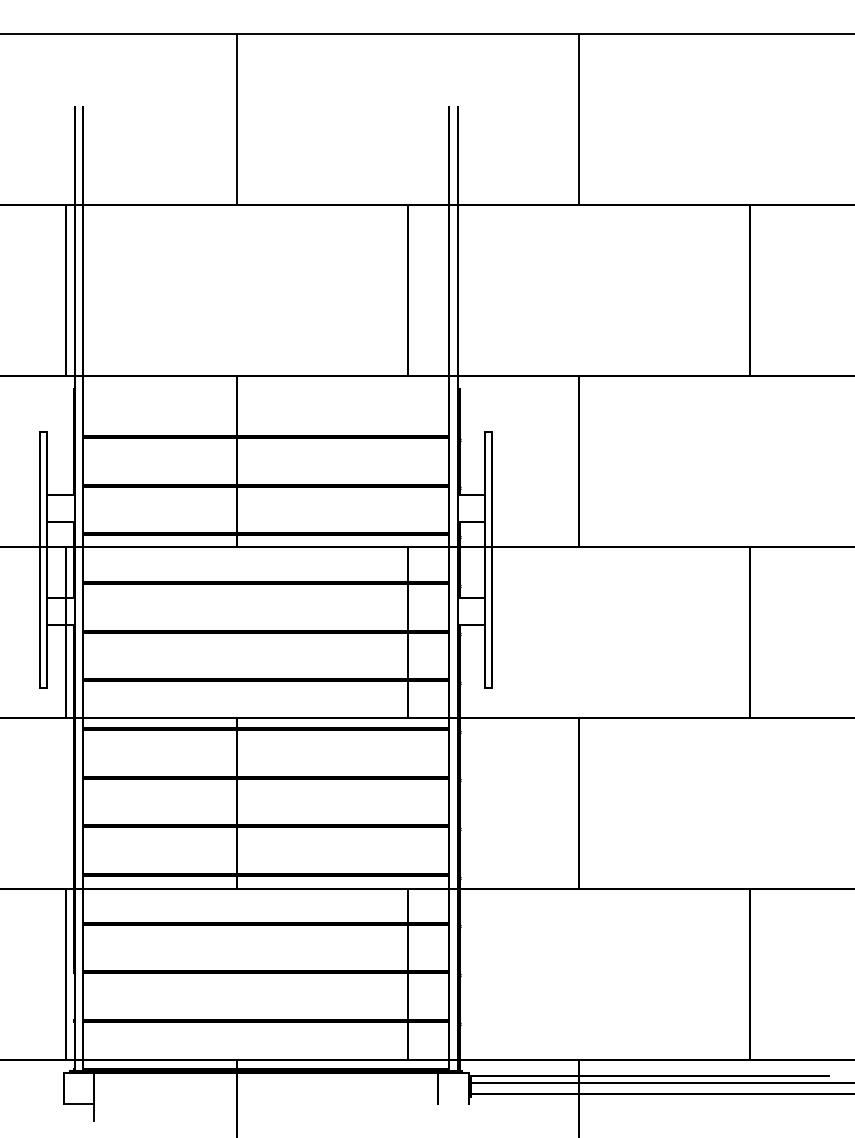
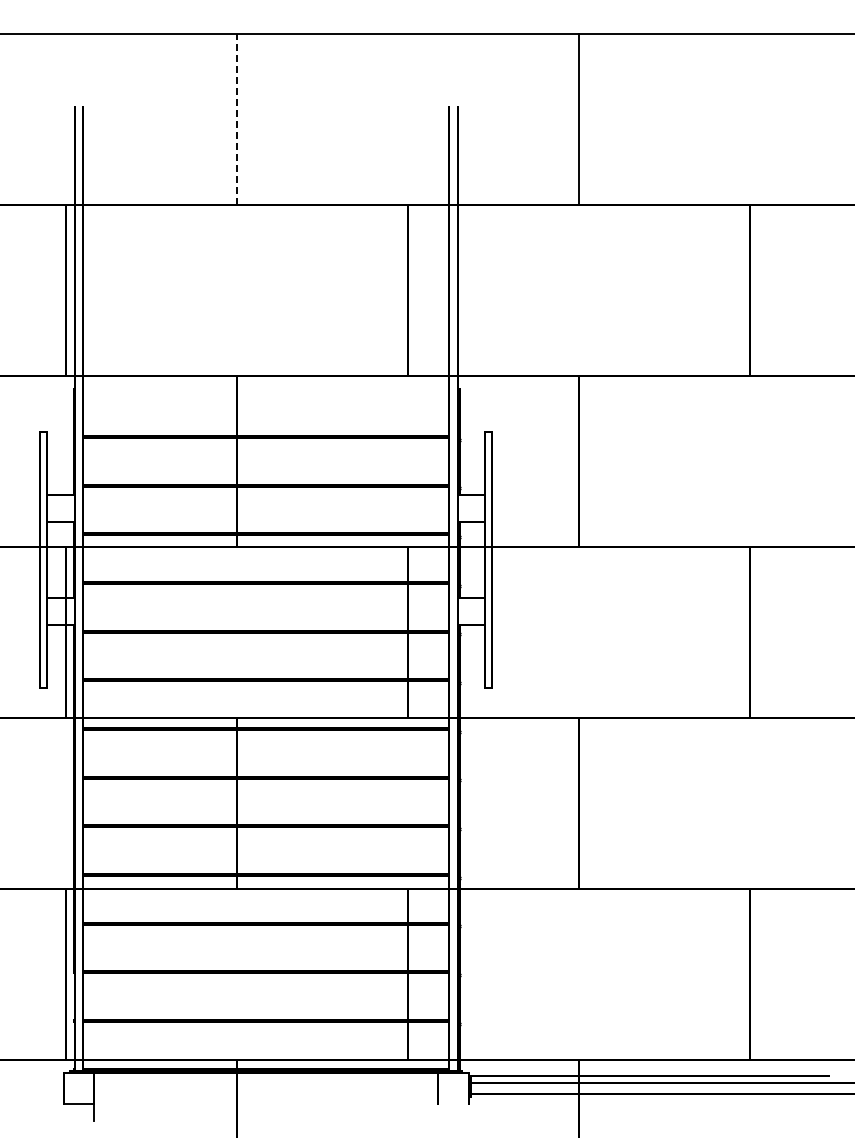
line: solid -> dashed (236, 119)
